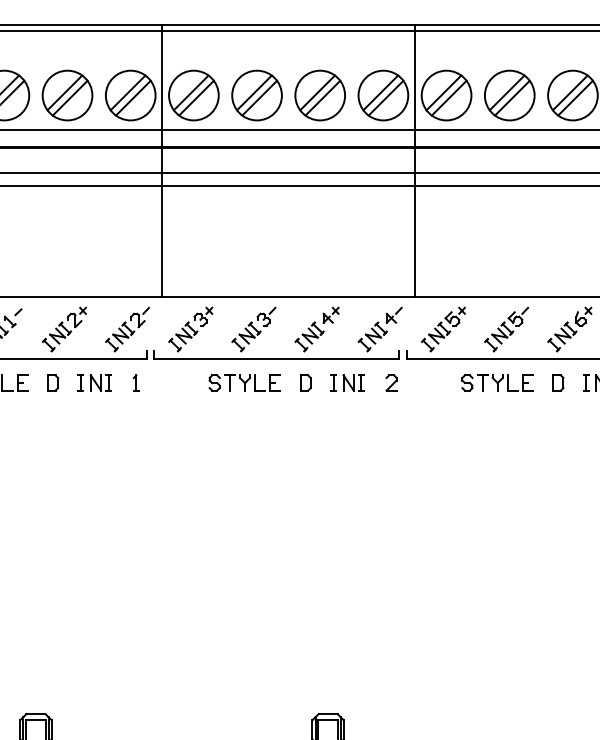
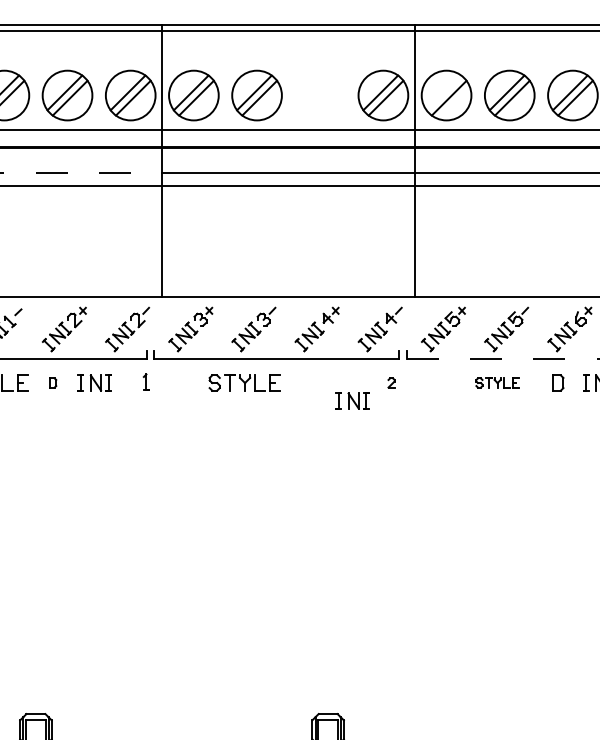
line: present -> none (443, 92)
part: present -> none (319, 95)
line: solid -> dashed (81, 172)
line: solid -> dashed (504, 358)
part size: 13x18 px -> 9x12 px (53, 382)
part position: (135, 382) -> (145, 381) (145, 381)
part: present -> none (305, 382)
part position: (347, 382) -> (352, 400) (352, 400)
part size: 13x18 px -> 9x12 px (391, 382)
part size: 73x18 px -> 45x12 px (497, 382)
